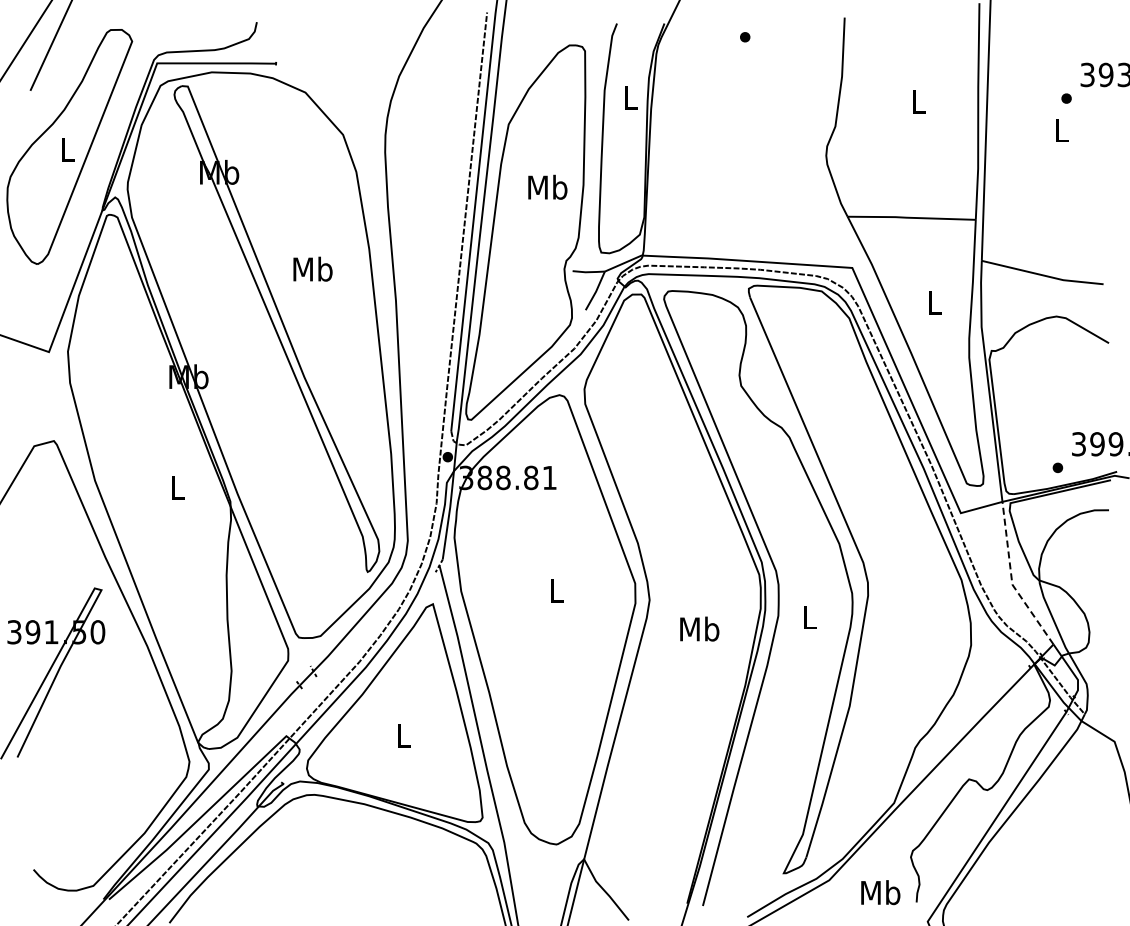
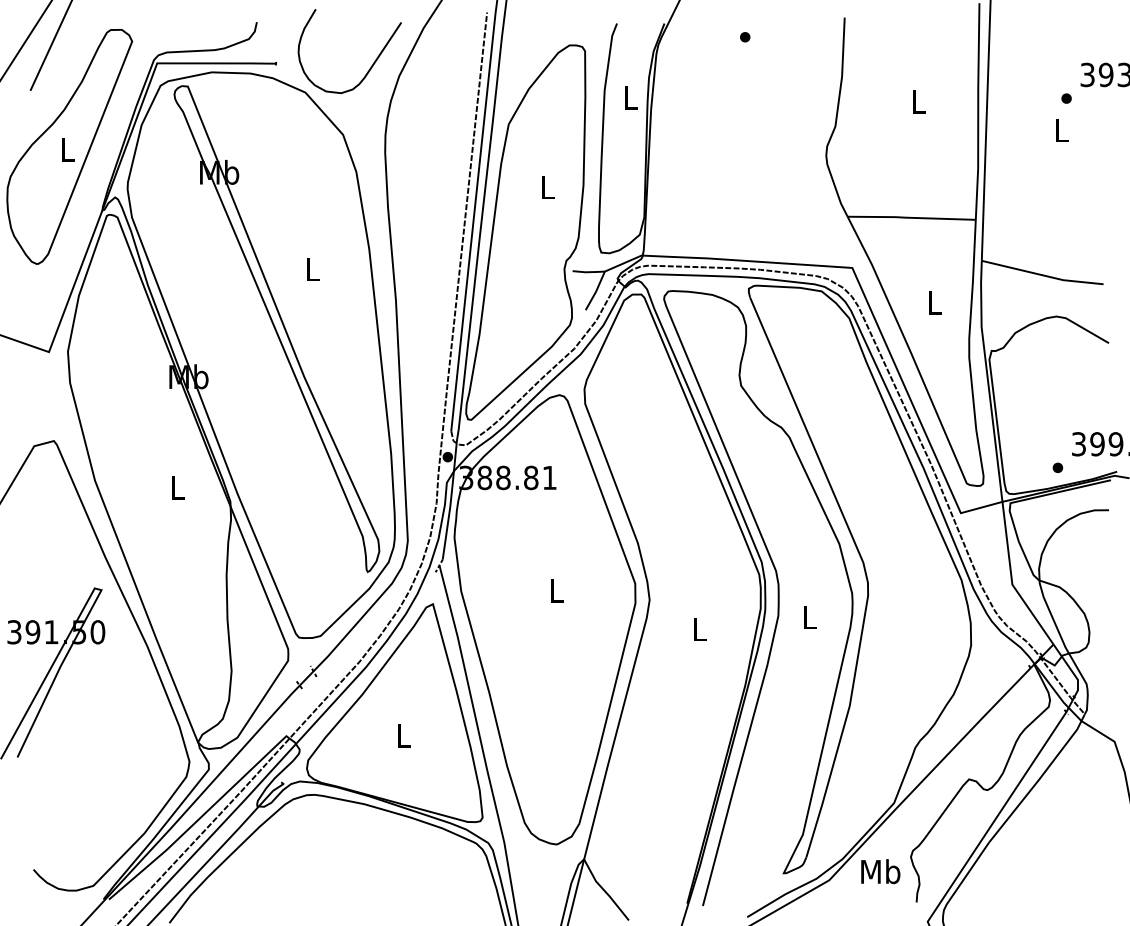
curve: none -> present (371, 65)
text: Mb -> L (547, 186)
text: Mb -> L (312, 268)
line: dashed -> solid (1011, 579)
text: Mb -> L (699, 628)
text position: (880, 892) -> (880, 871) (880, 871)
